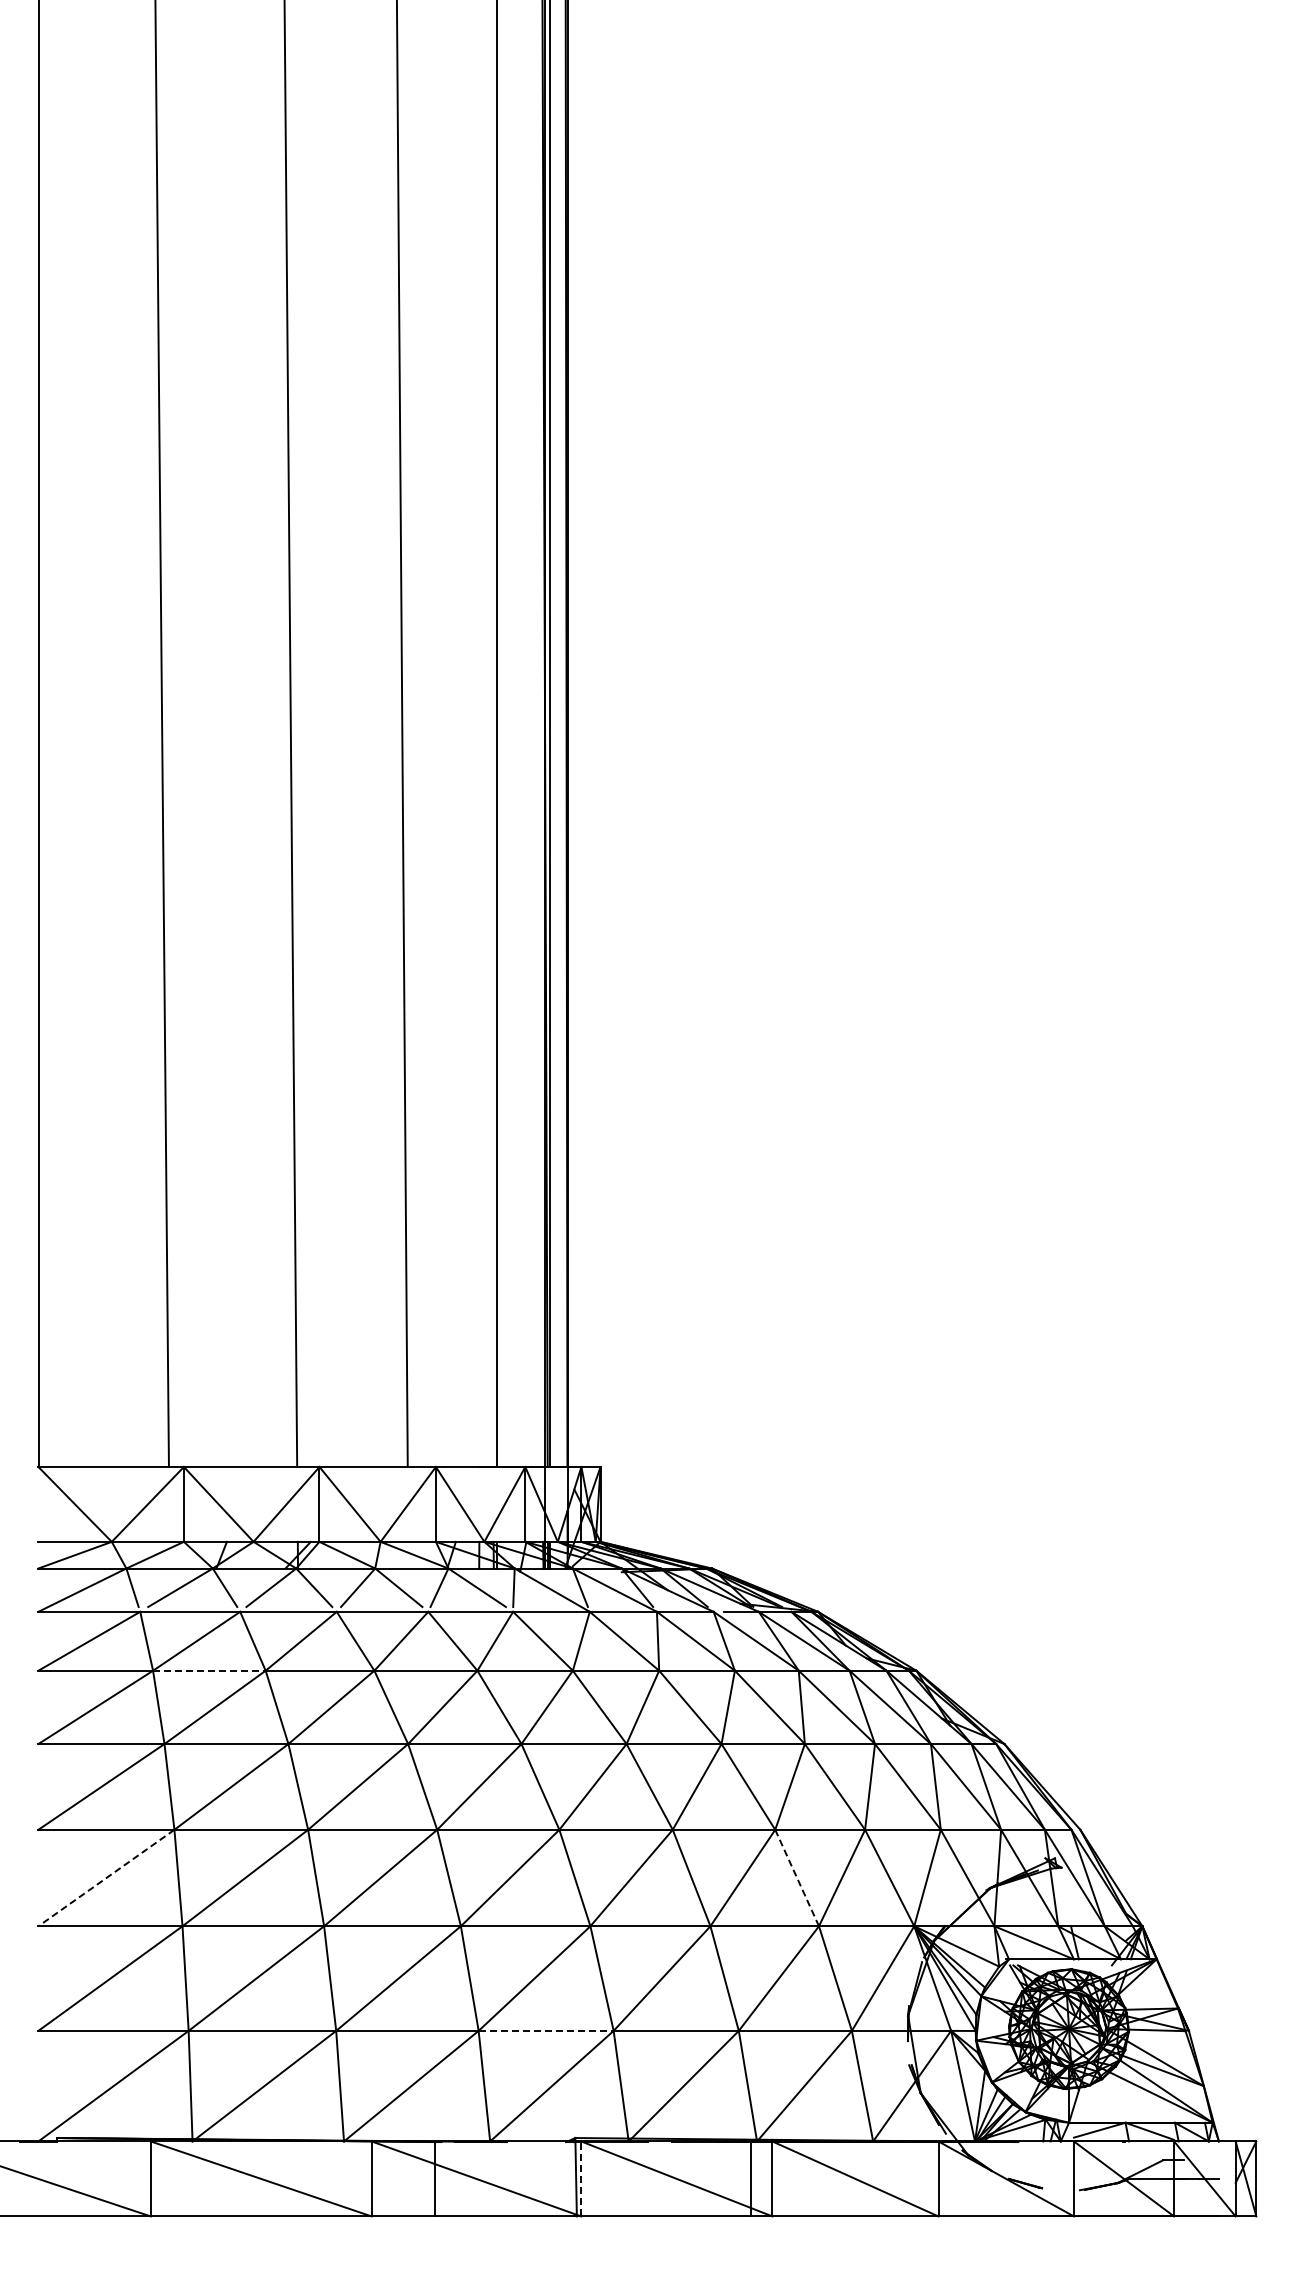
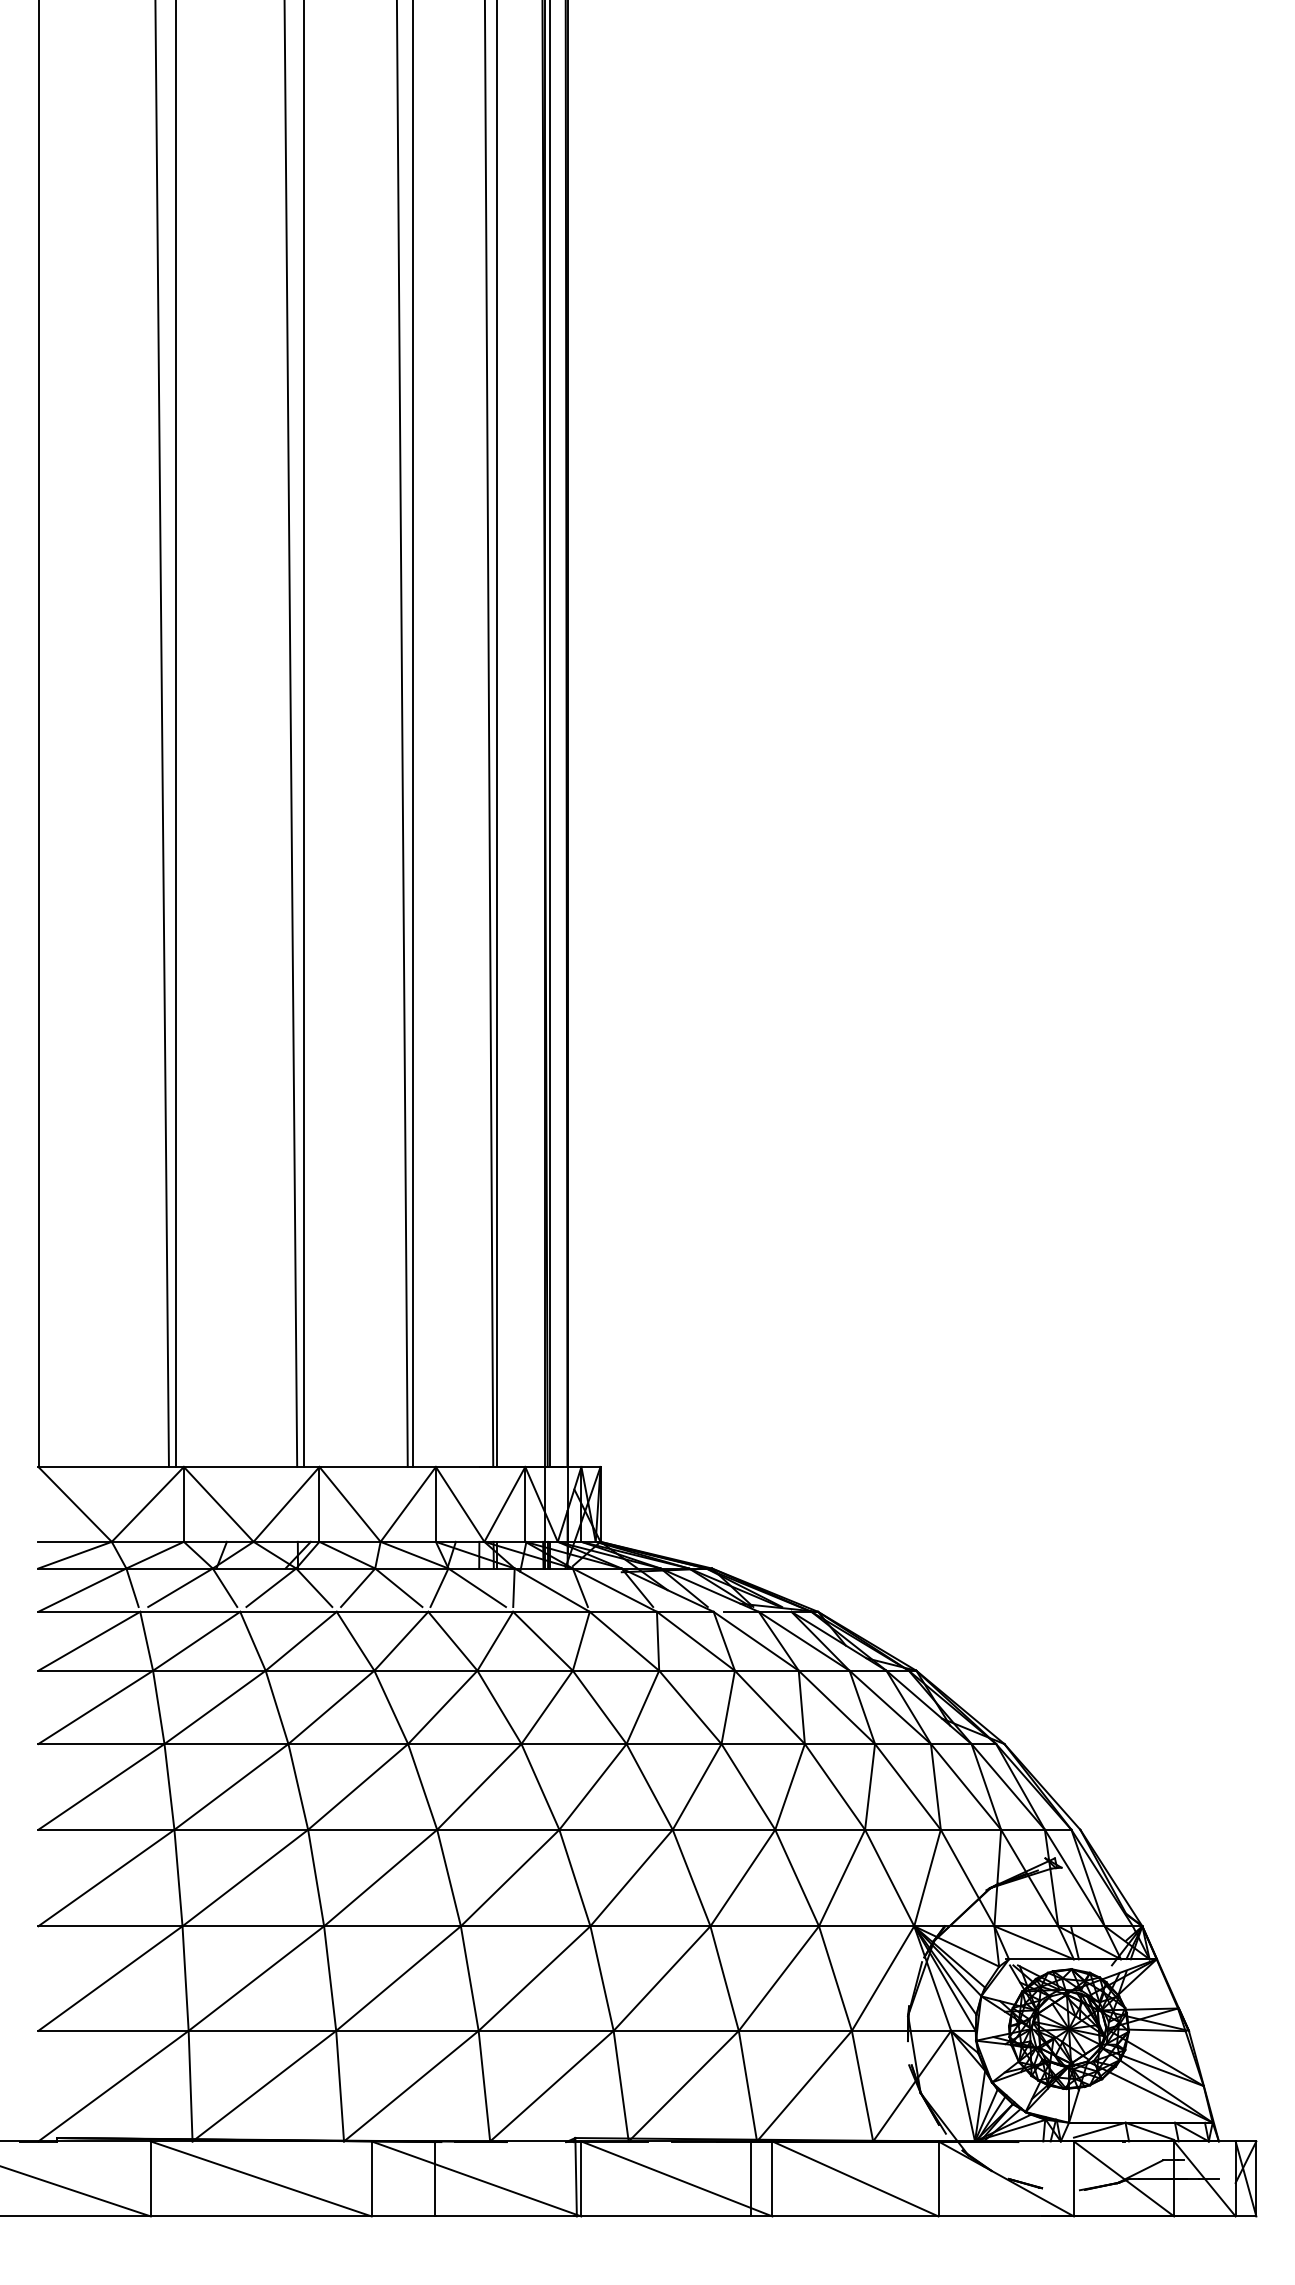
line: none -> present (175, 734)
line: none -> present (303, 734)
line: none -> present (413, 734)
line: none -> present (488, 734)
line: dashed -> solid (209, 1670)
line: dashed -> solid (106, 1878)
line: dashed -> solid (797, 1878)
line: dashed -> solid (546, 2030)
line: dashed -> solid (581, 2178)
